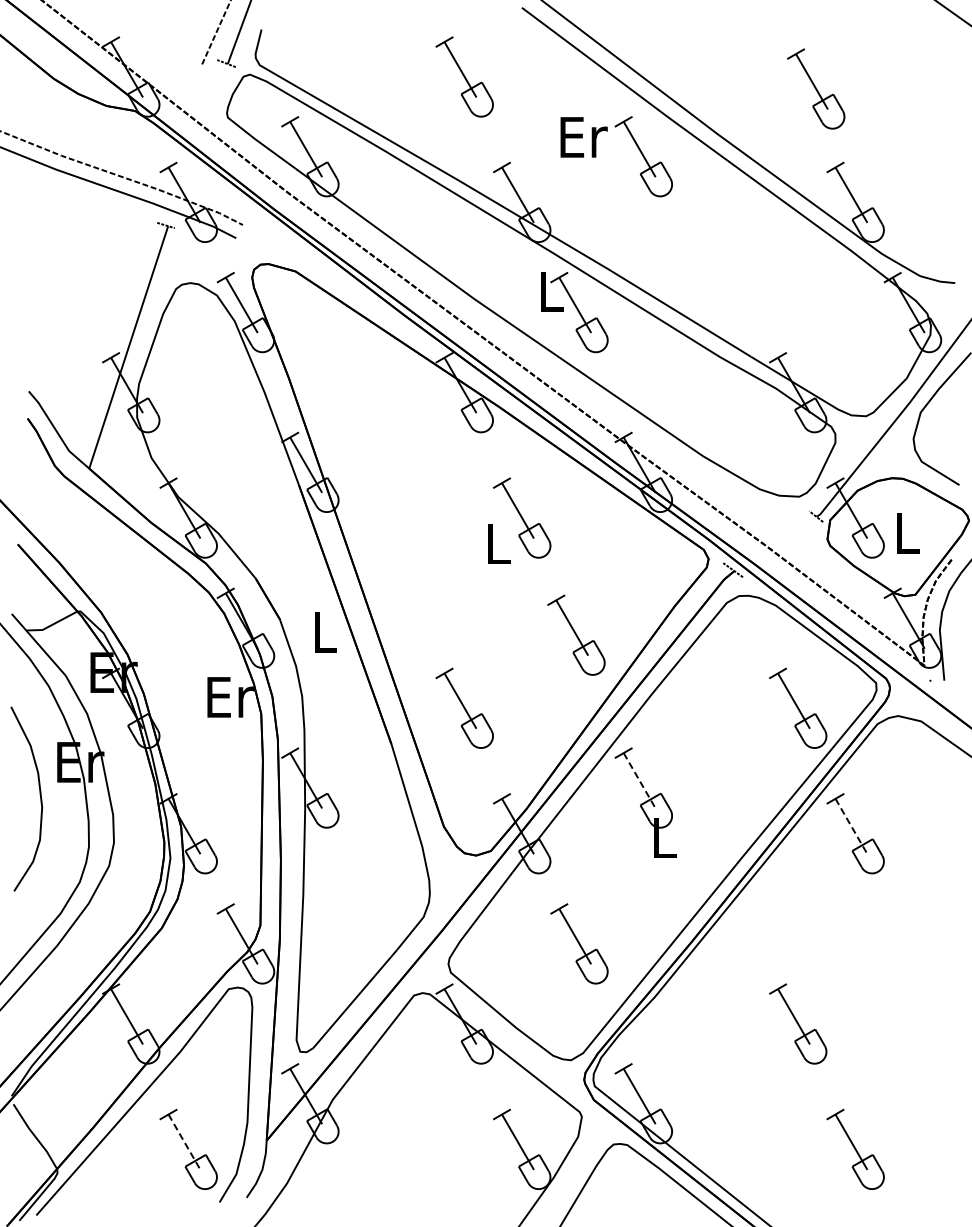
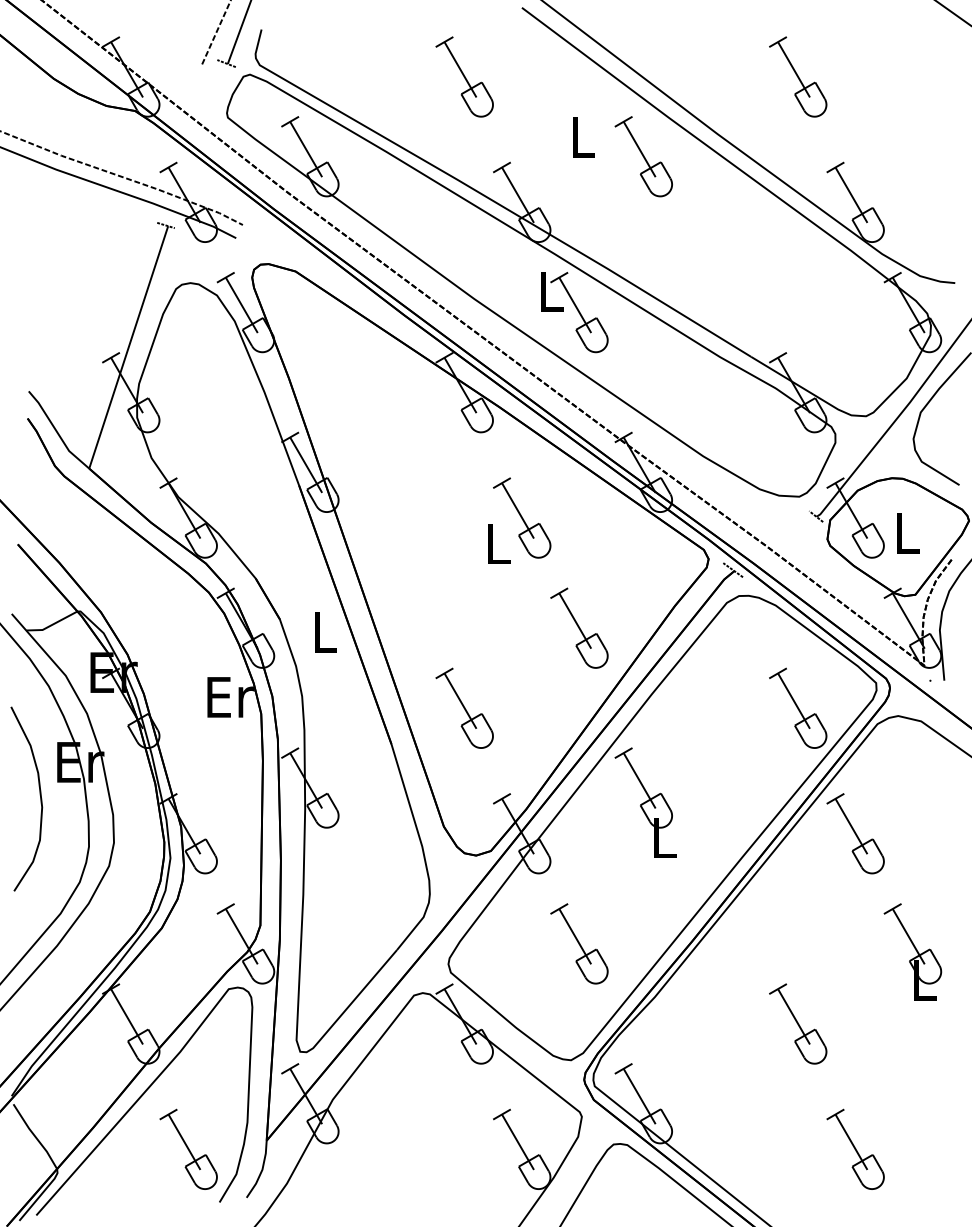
part position: (816, 88) -> (798, 76) (798, 76)
text: Er -> L (583, 137)
part position: (576, 634) -> (579, 627) (579, 627)
line: dashed -> solid (639, 780)
line: dashed -> solid (851, 826)
part: none -> present (912, 951)
line: dashed -> solid (184, 1142)
